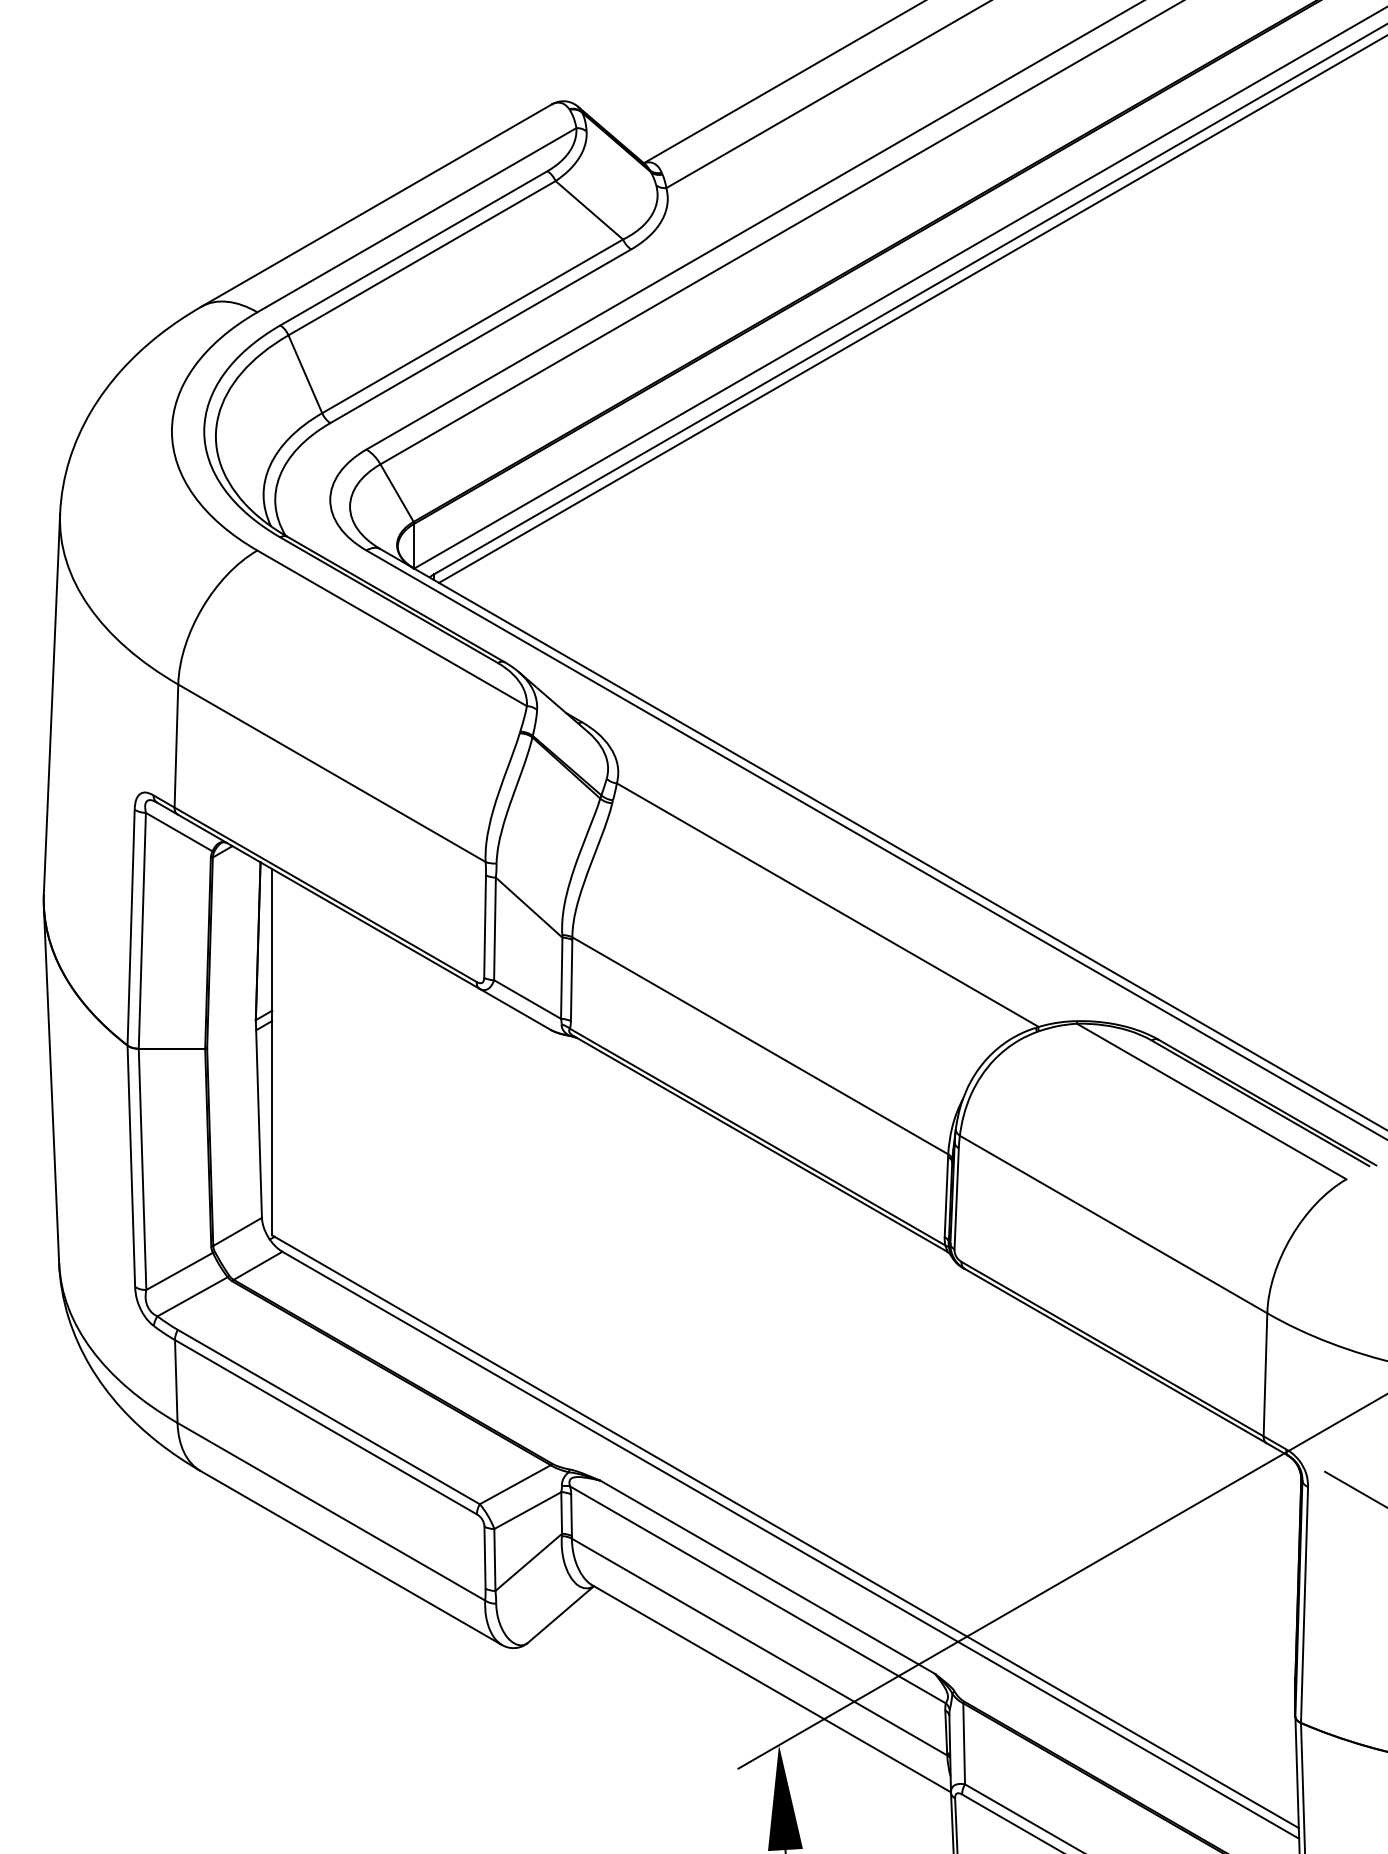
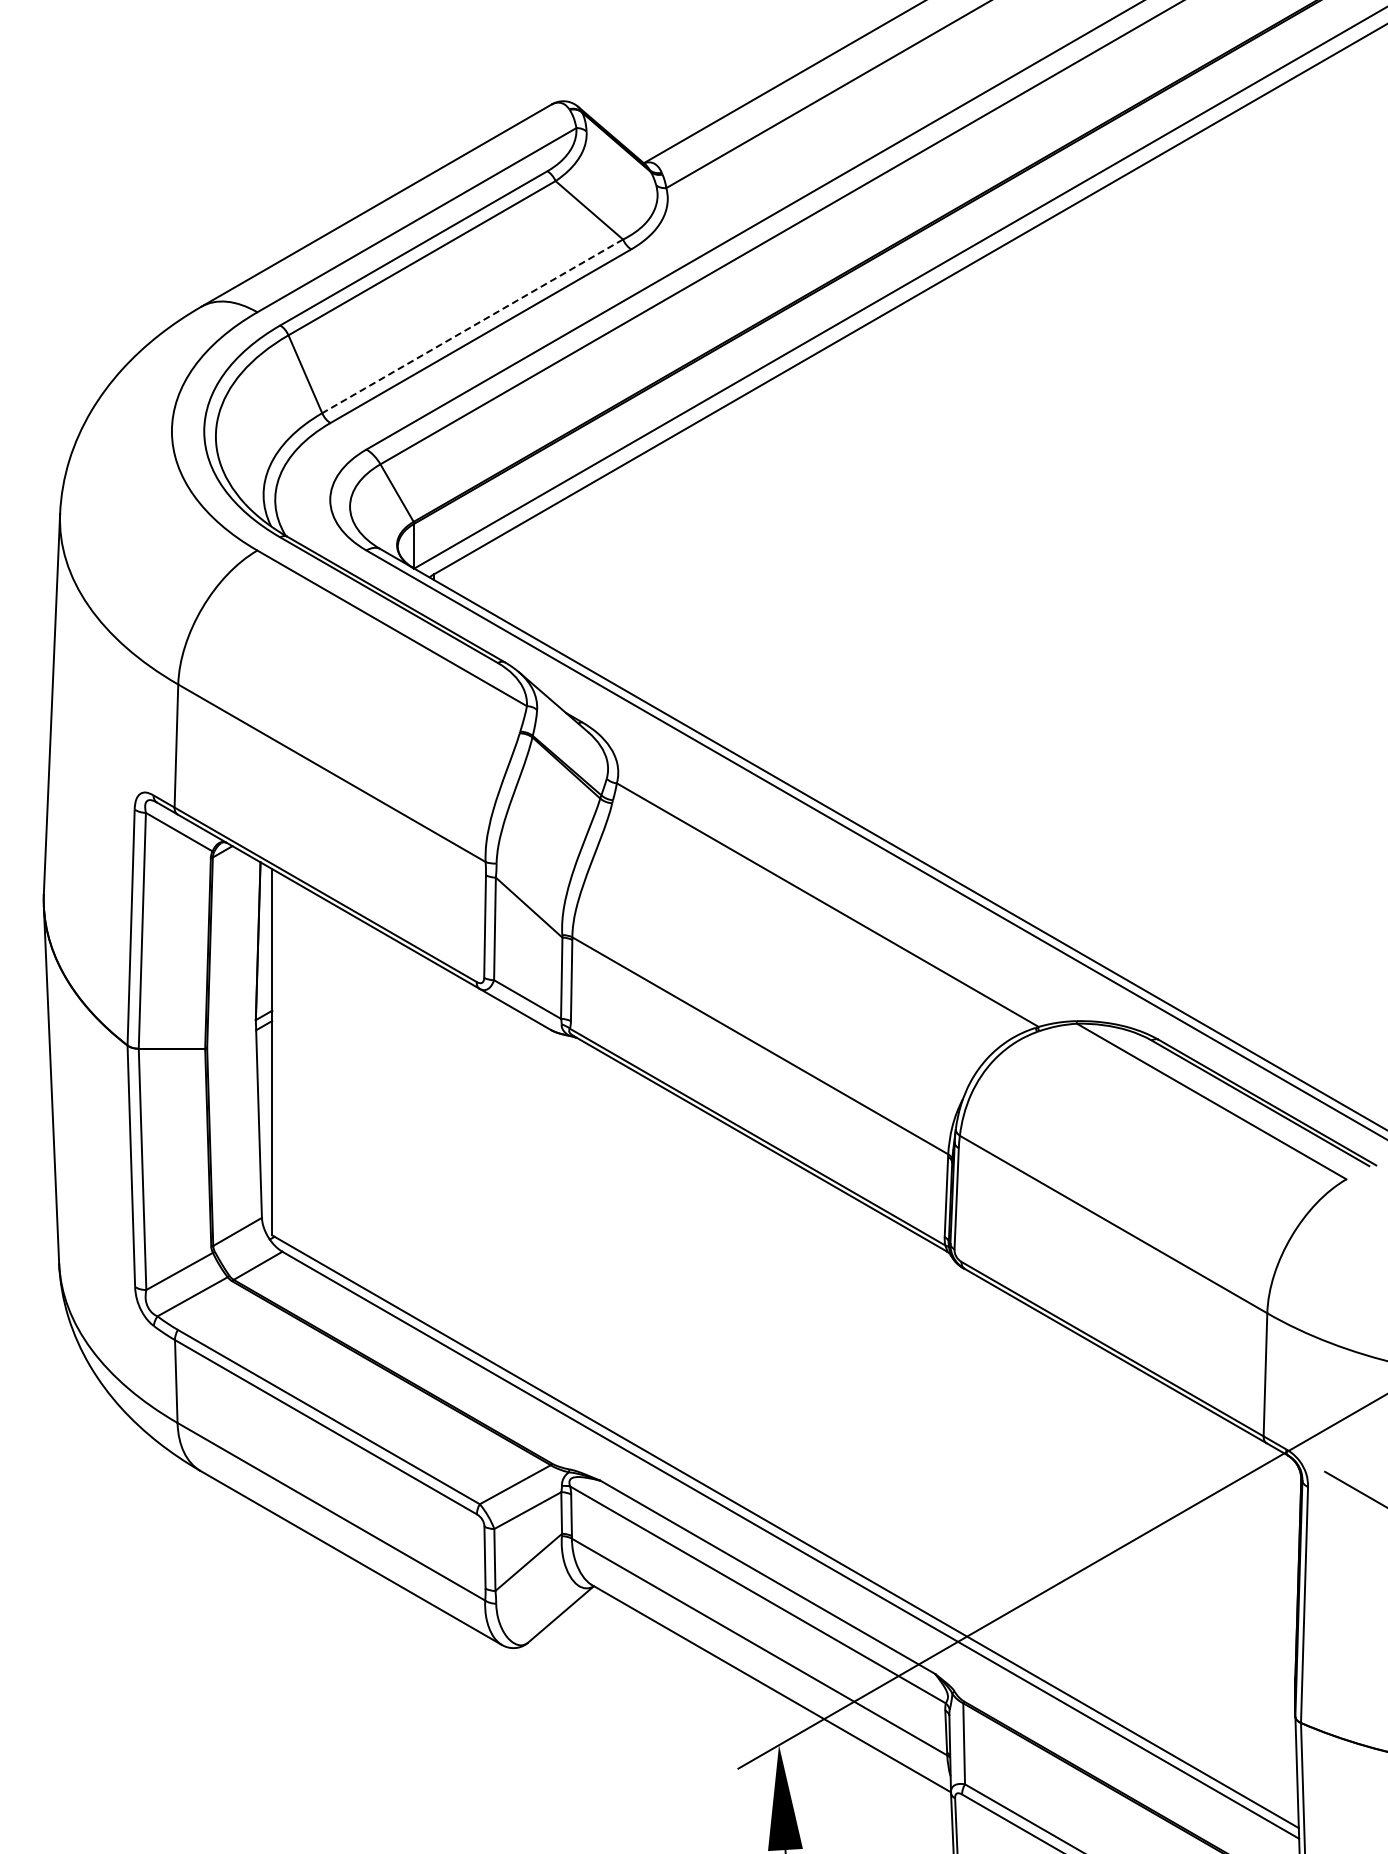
line: present -> none (911, 309)
line: solid -> dashed (472, 326)
